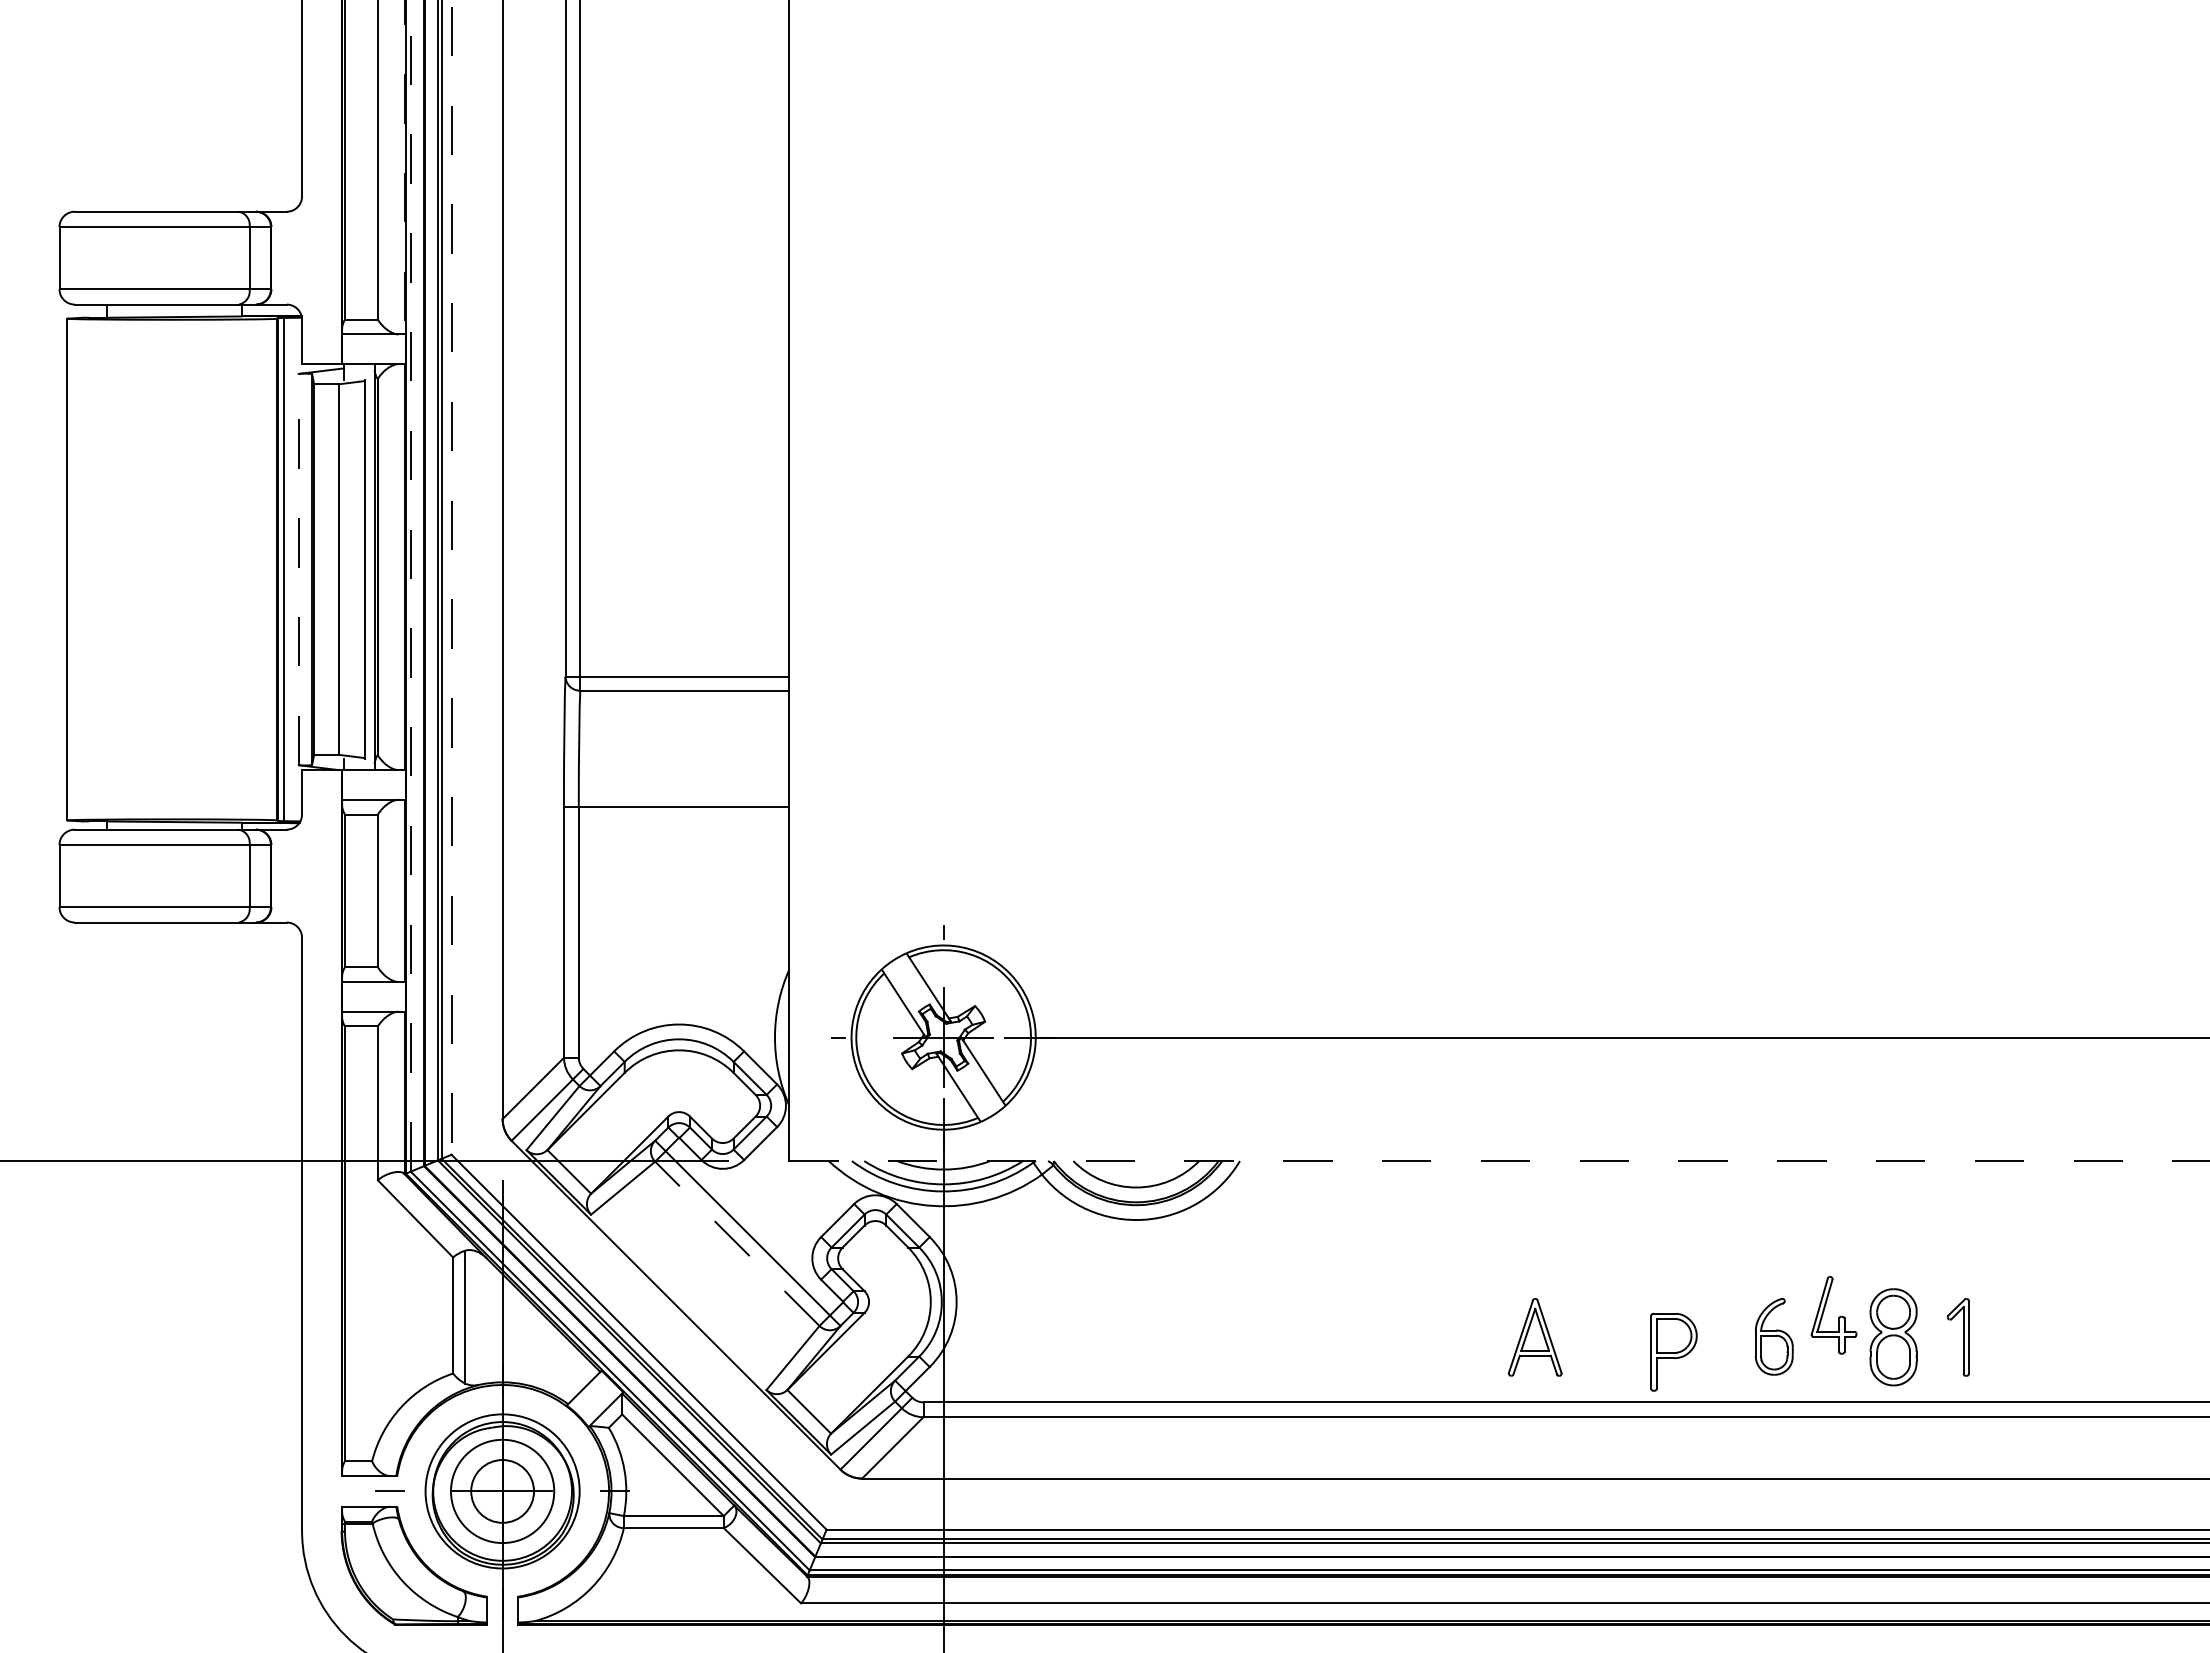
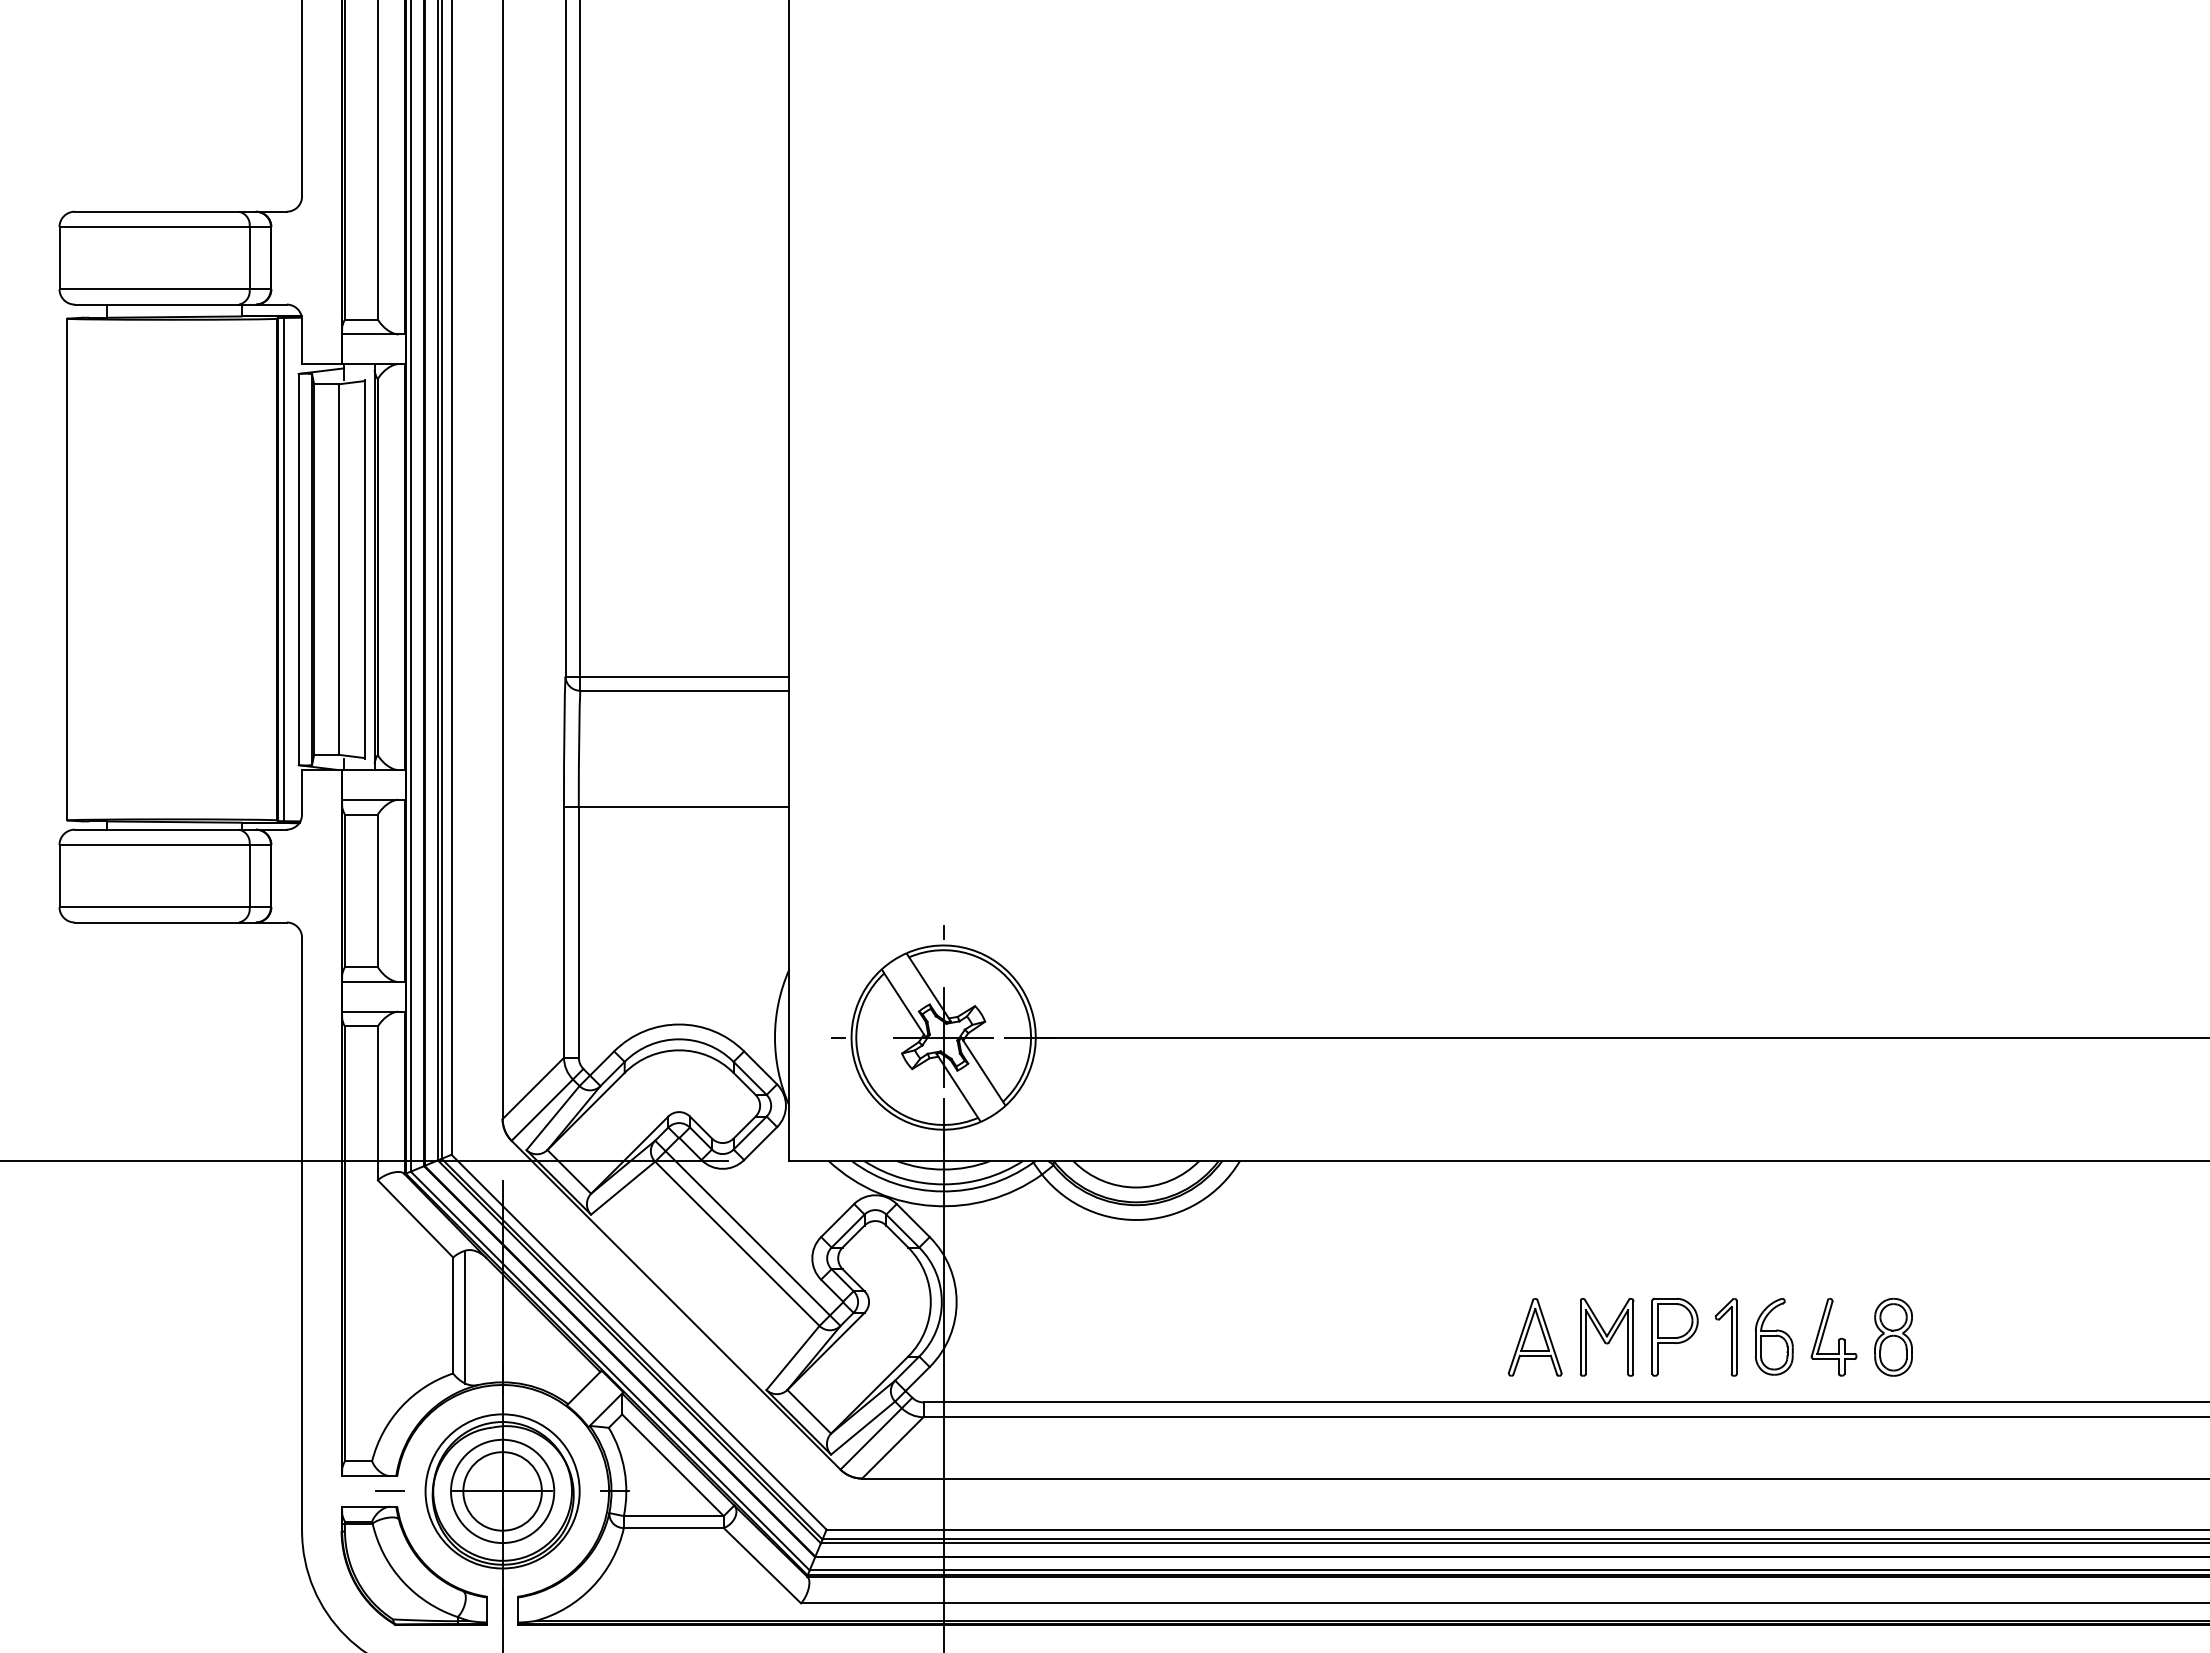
line: dashed -> solid (404, 167)
line: dashed -> solid (298, 569)
line: dashed -> solid (451, 577)
line: dashed -> solid (410, 585)
line: dashed -> solid (1499, 1161)
line: dashed -> solid (737, 1243)
part position: (1833, 1315) -> (1833, 1337) (1833, 1337)
part: none -> present (1606, 1337)
part size: 49x99 px -> 39x79 px (1893, 1337)
part position: (1957, 1337) -> (1725, 1337) (1725, 1337)
part position: (1673, 1351) -> (1674, 1336) (1674, 1336)
circle diameter: 63 px -> 79 px (502, 1491)
